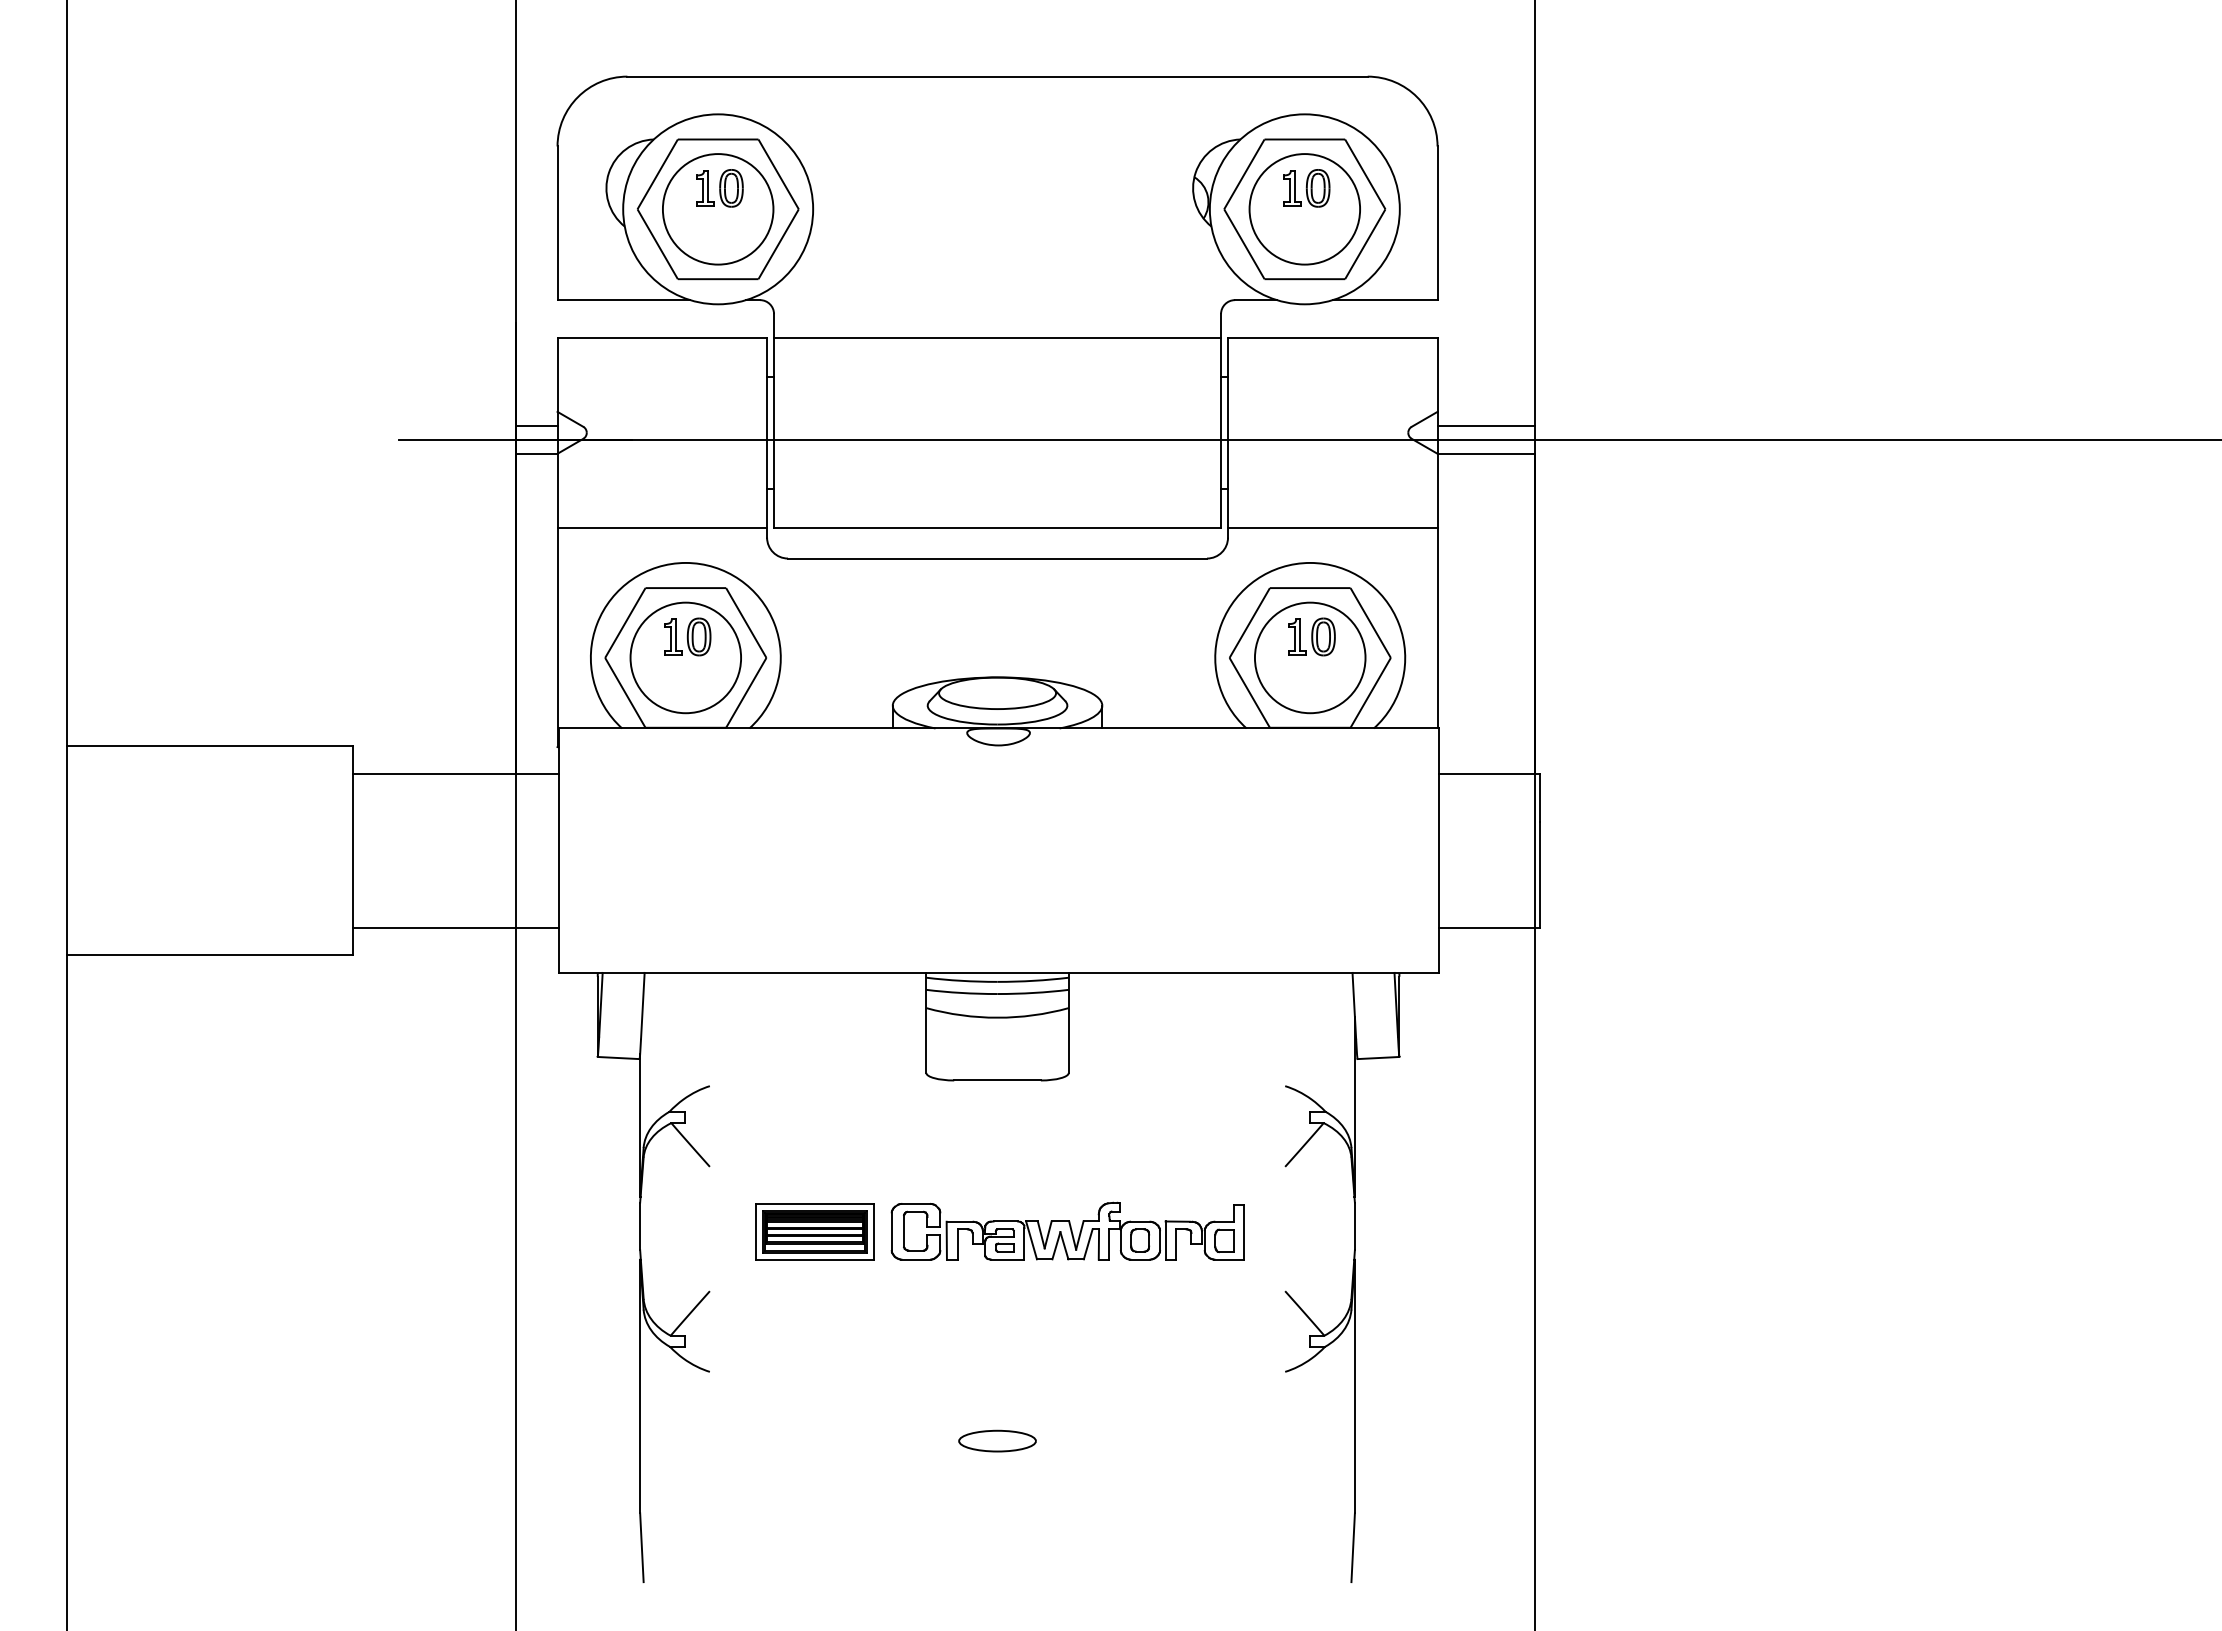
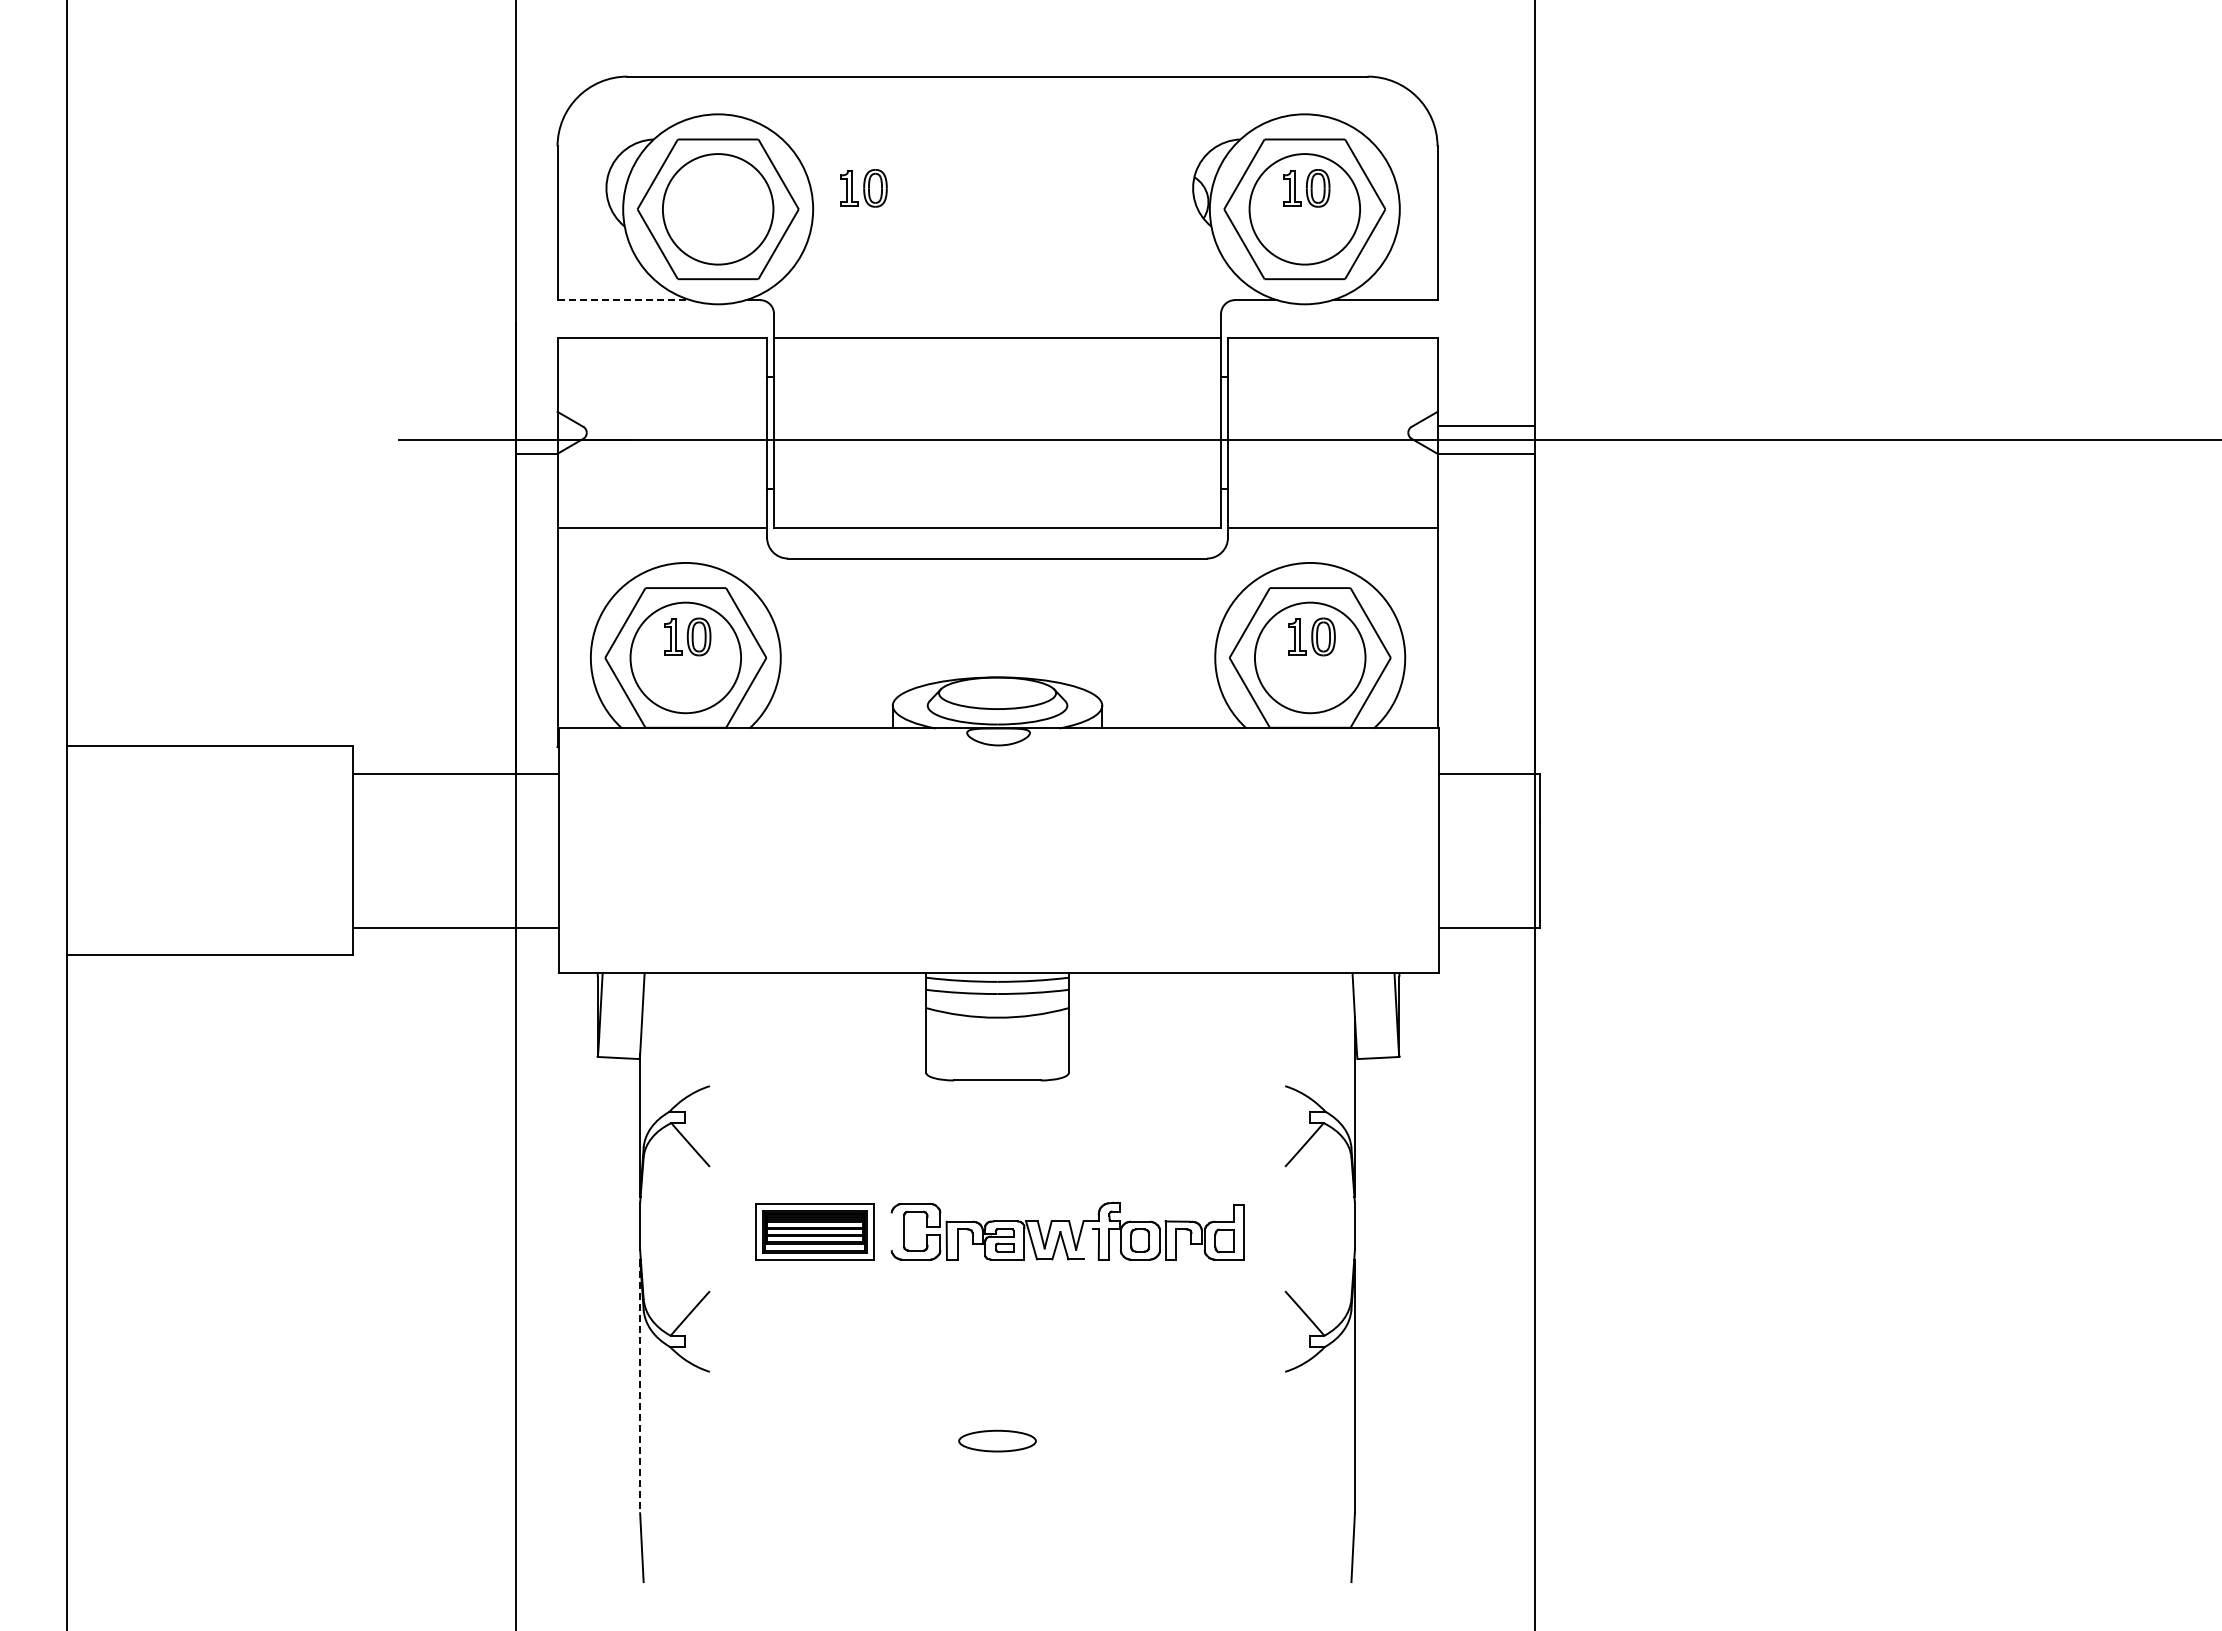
part position: (719, 188) -> (863, 188) (863, 188)
line: solid -> dashed (624, 300)
line: present -> none (536, 425)
line: present -> none (891, 1231)
line: present -> none (1087, 1244)
line: solid -> dashed (640, 1386)
